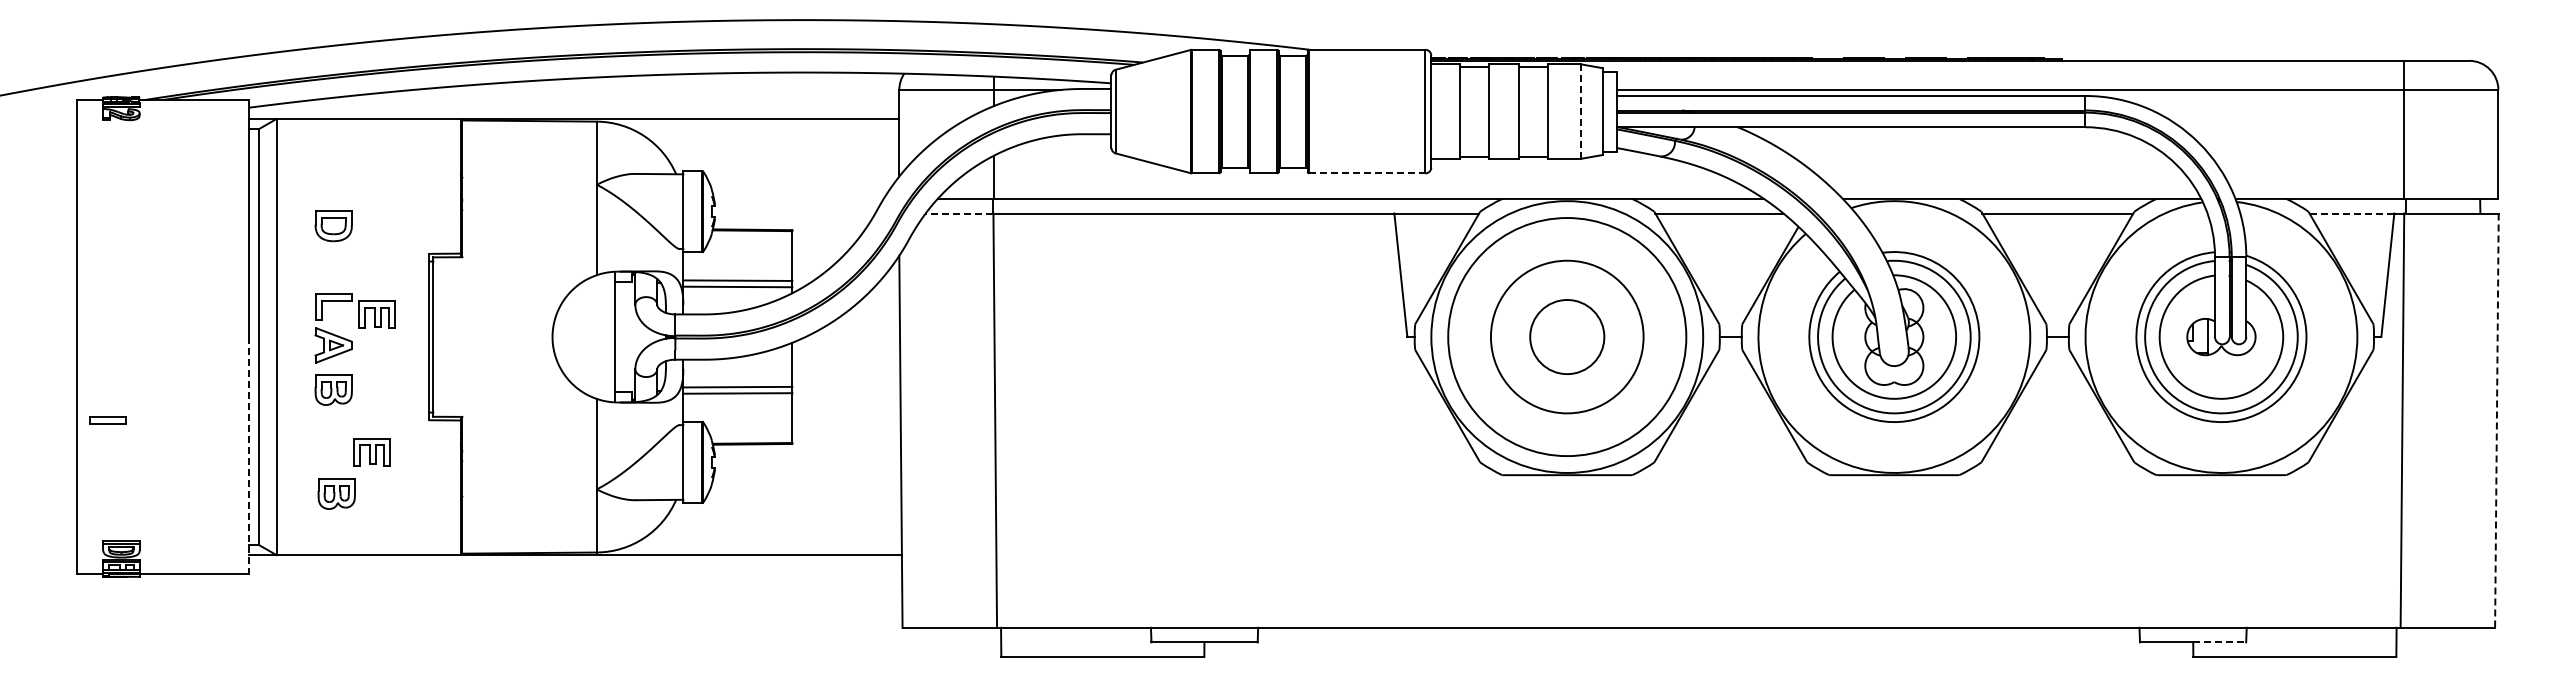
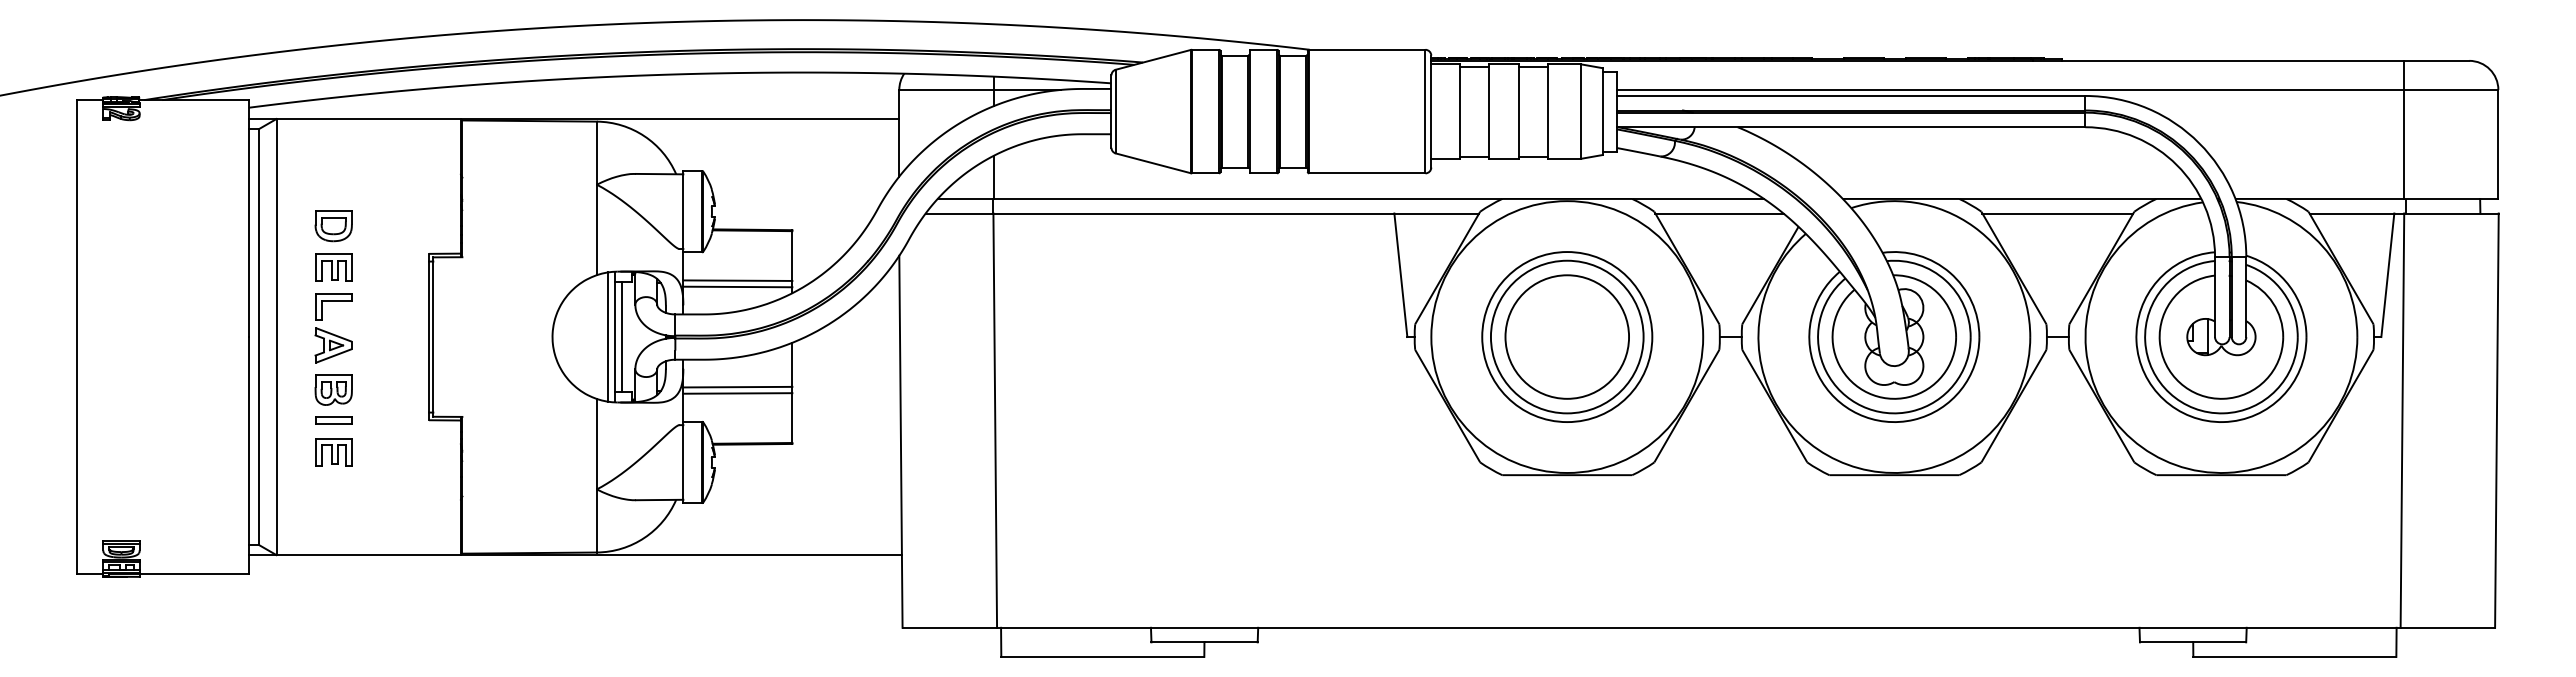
line: dashed -> solid (1581, 111)
line: dashed -> solid (1367, 173)
line: dashed -> solid (959, 213)
line: dashed -> solid (2352, 213)
part position: (376, 314) -> (333, 267) (333, 267)
line: none -> present (607, 336)
line: none -> present (622, 336)
circle diameter: 238 px -> 170 px (1567, 337)
circle diameter: 74 px -> 124 px (1567, 336)
part position: (107, 420) -> (333, 420) (333, 420)
line: dashed -> solid (2496, 421)
part position: (371, 452) -> (333, 452) (333, 452)
line: dashed -> solid (248, 456)
part: present -> none (336, 493)
line: dashed -> solid (2219, 642)
